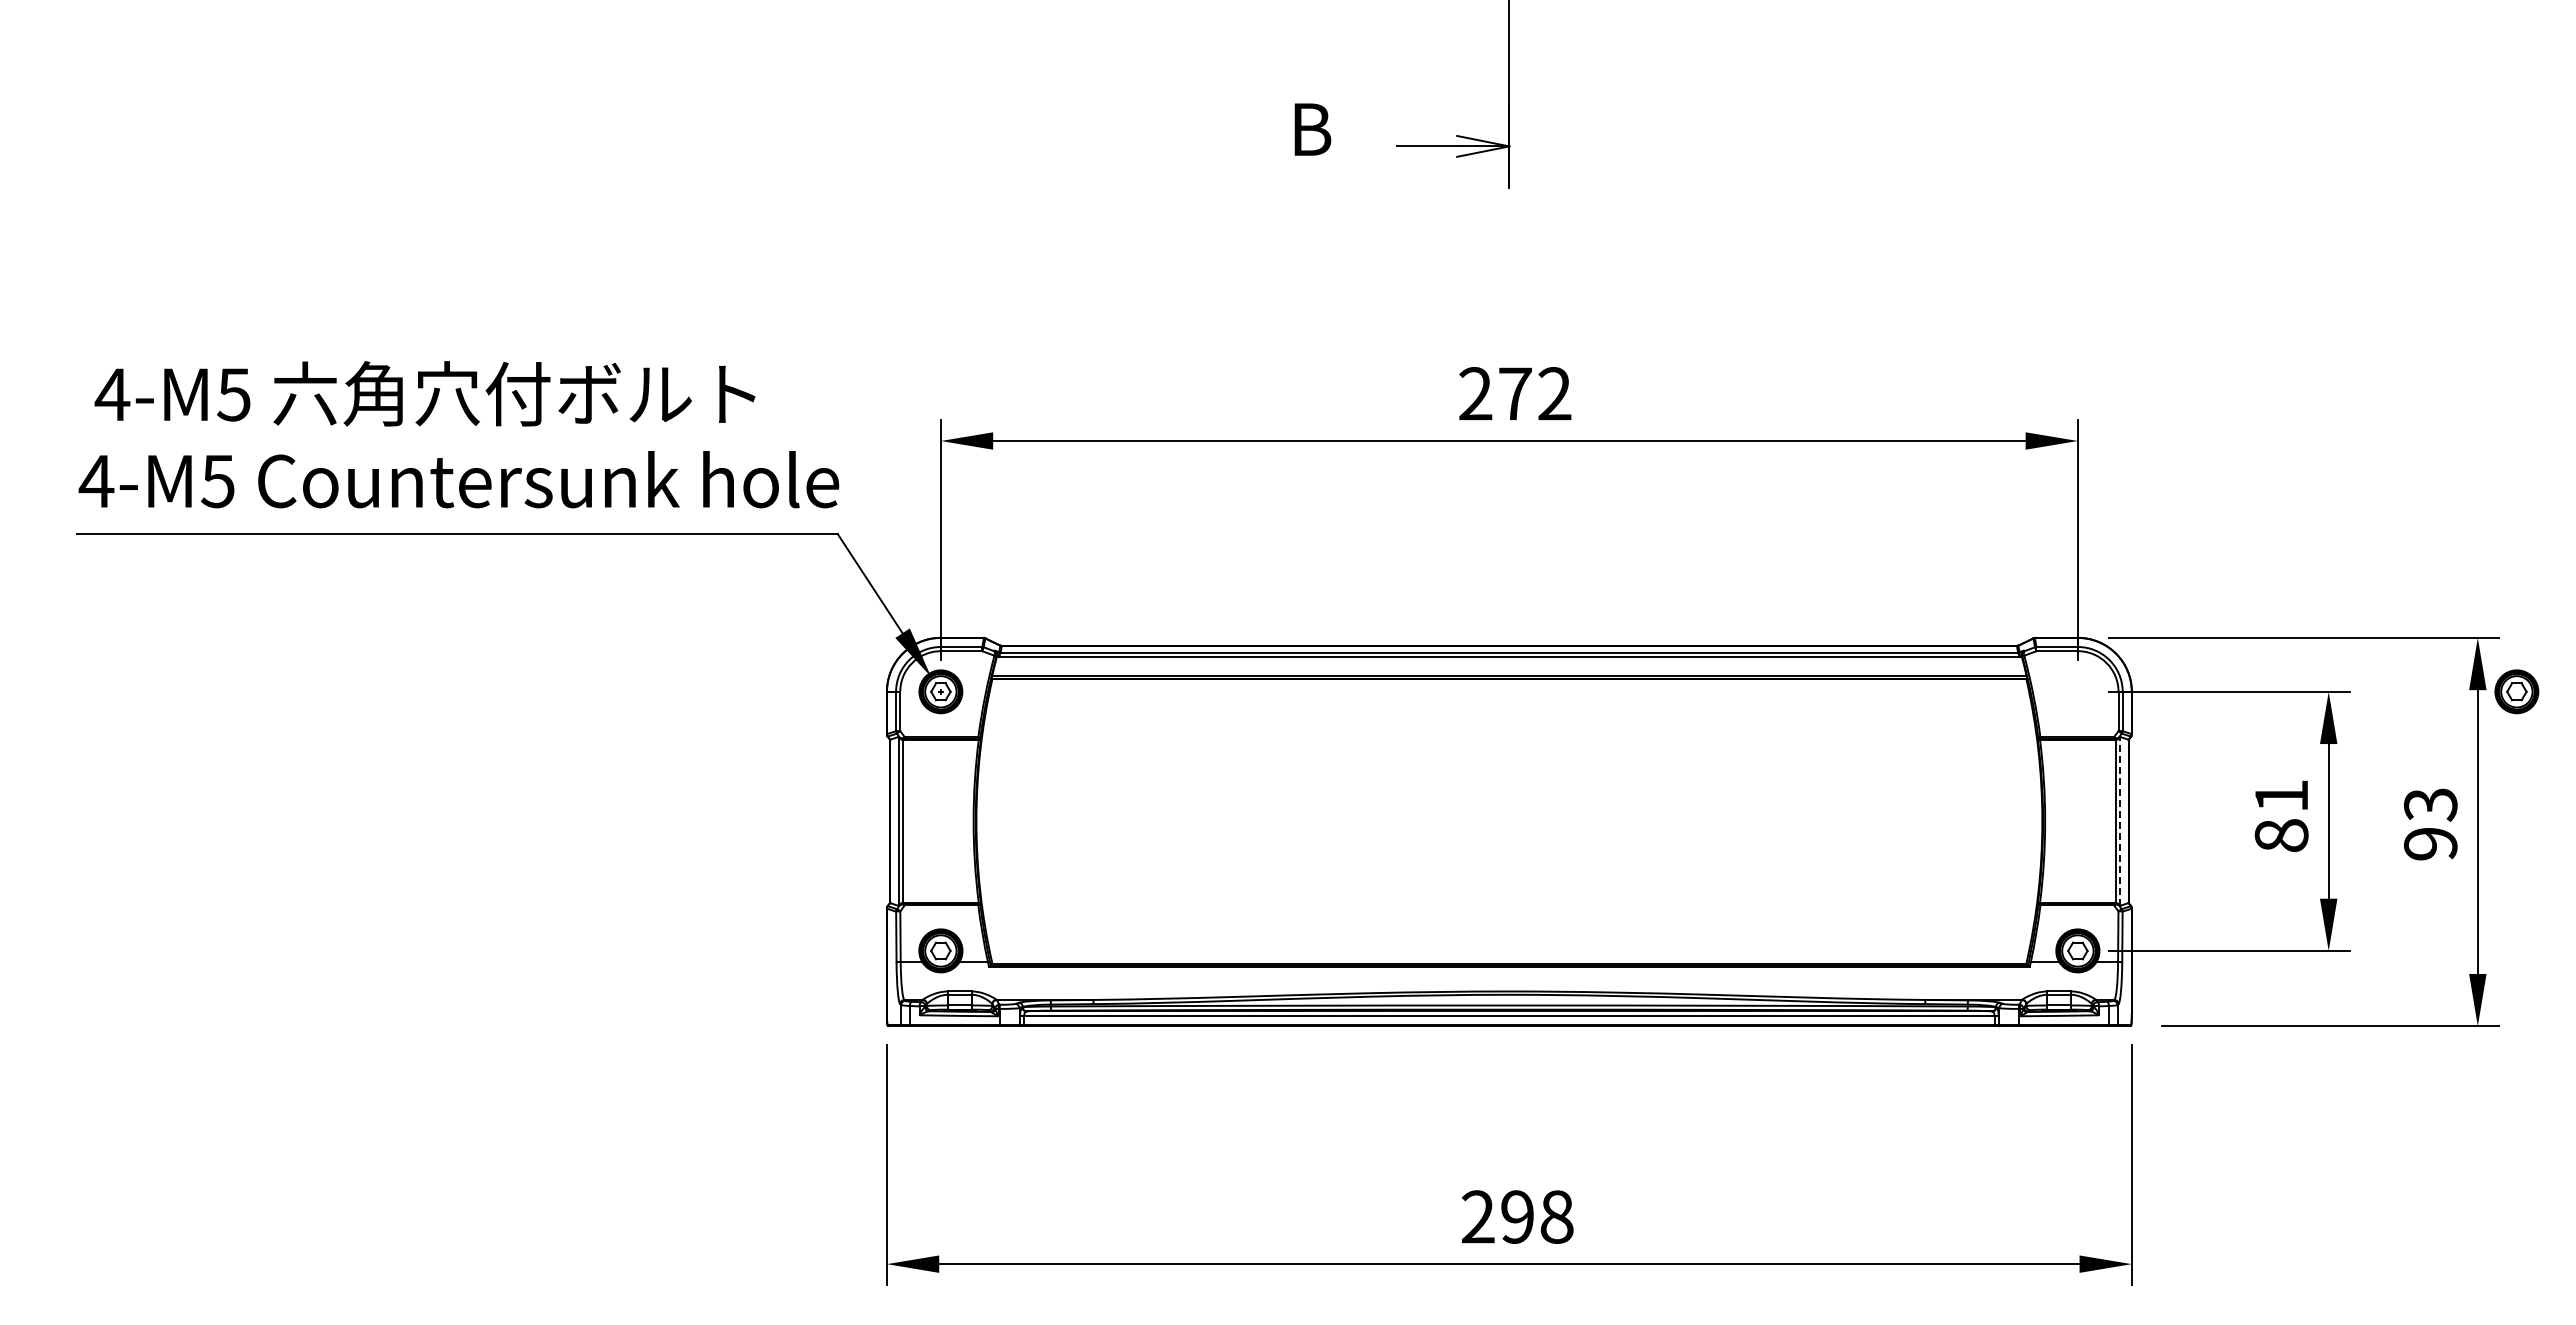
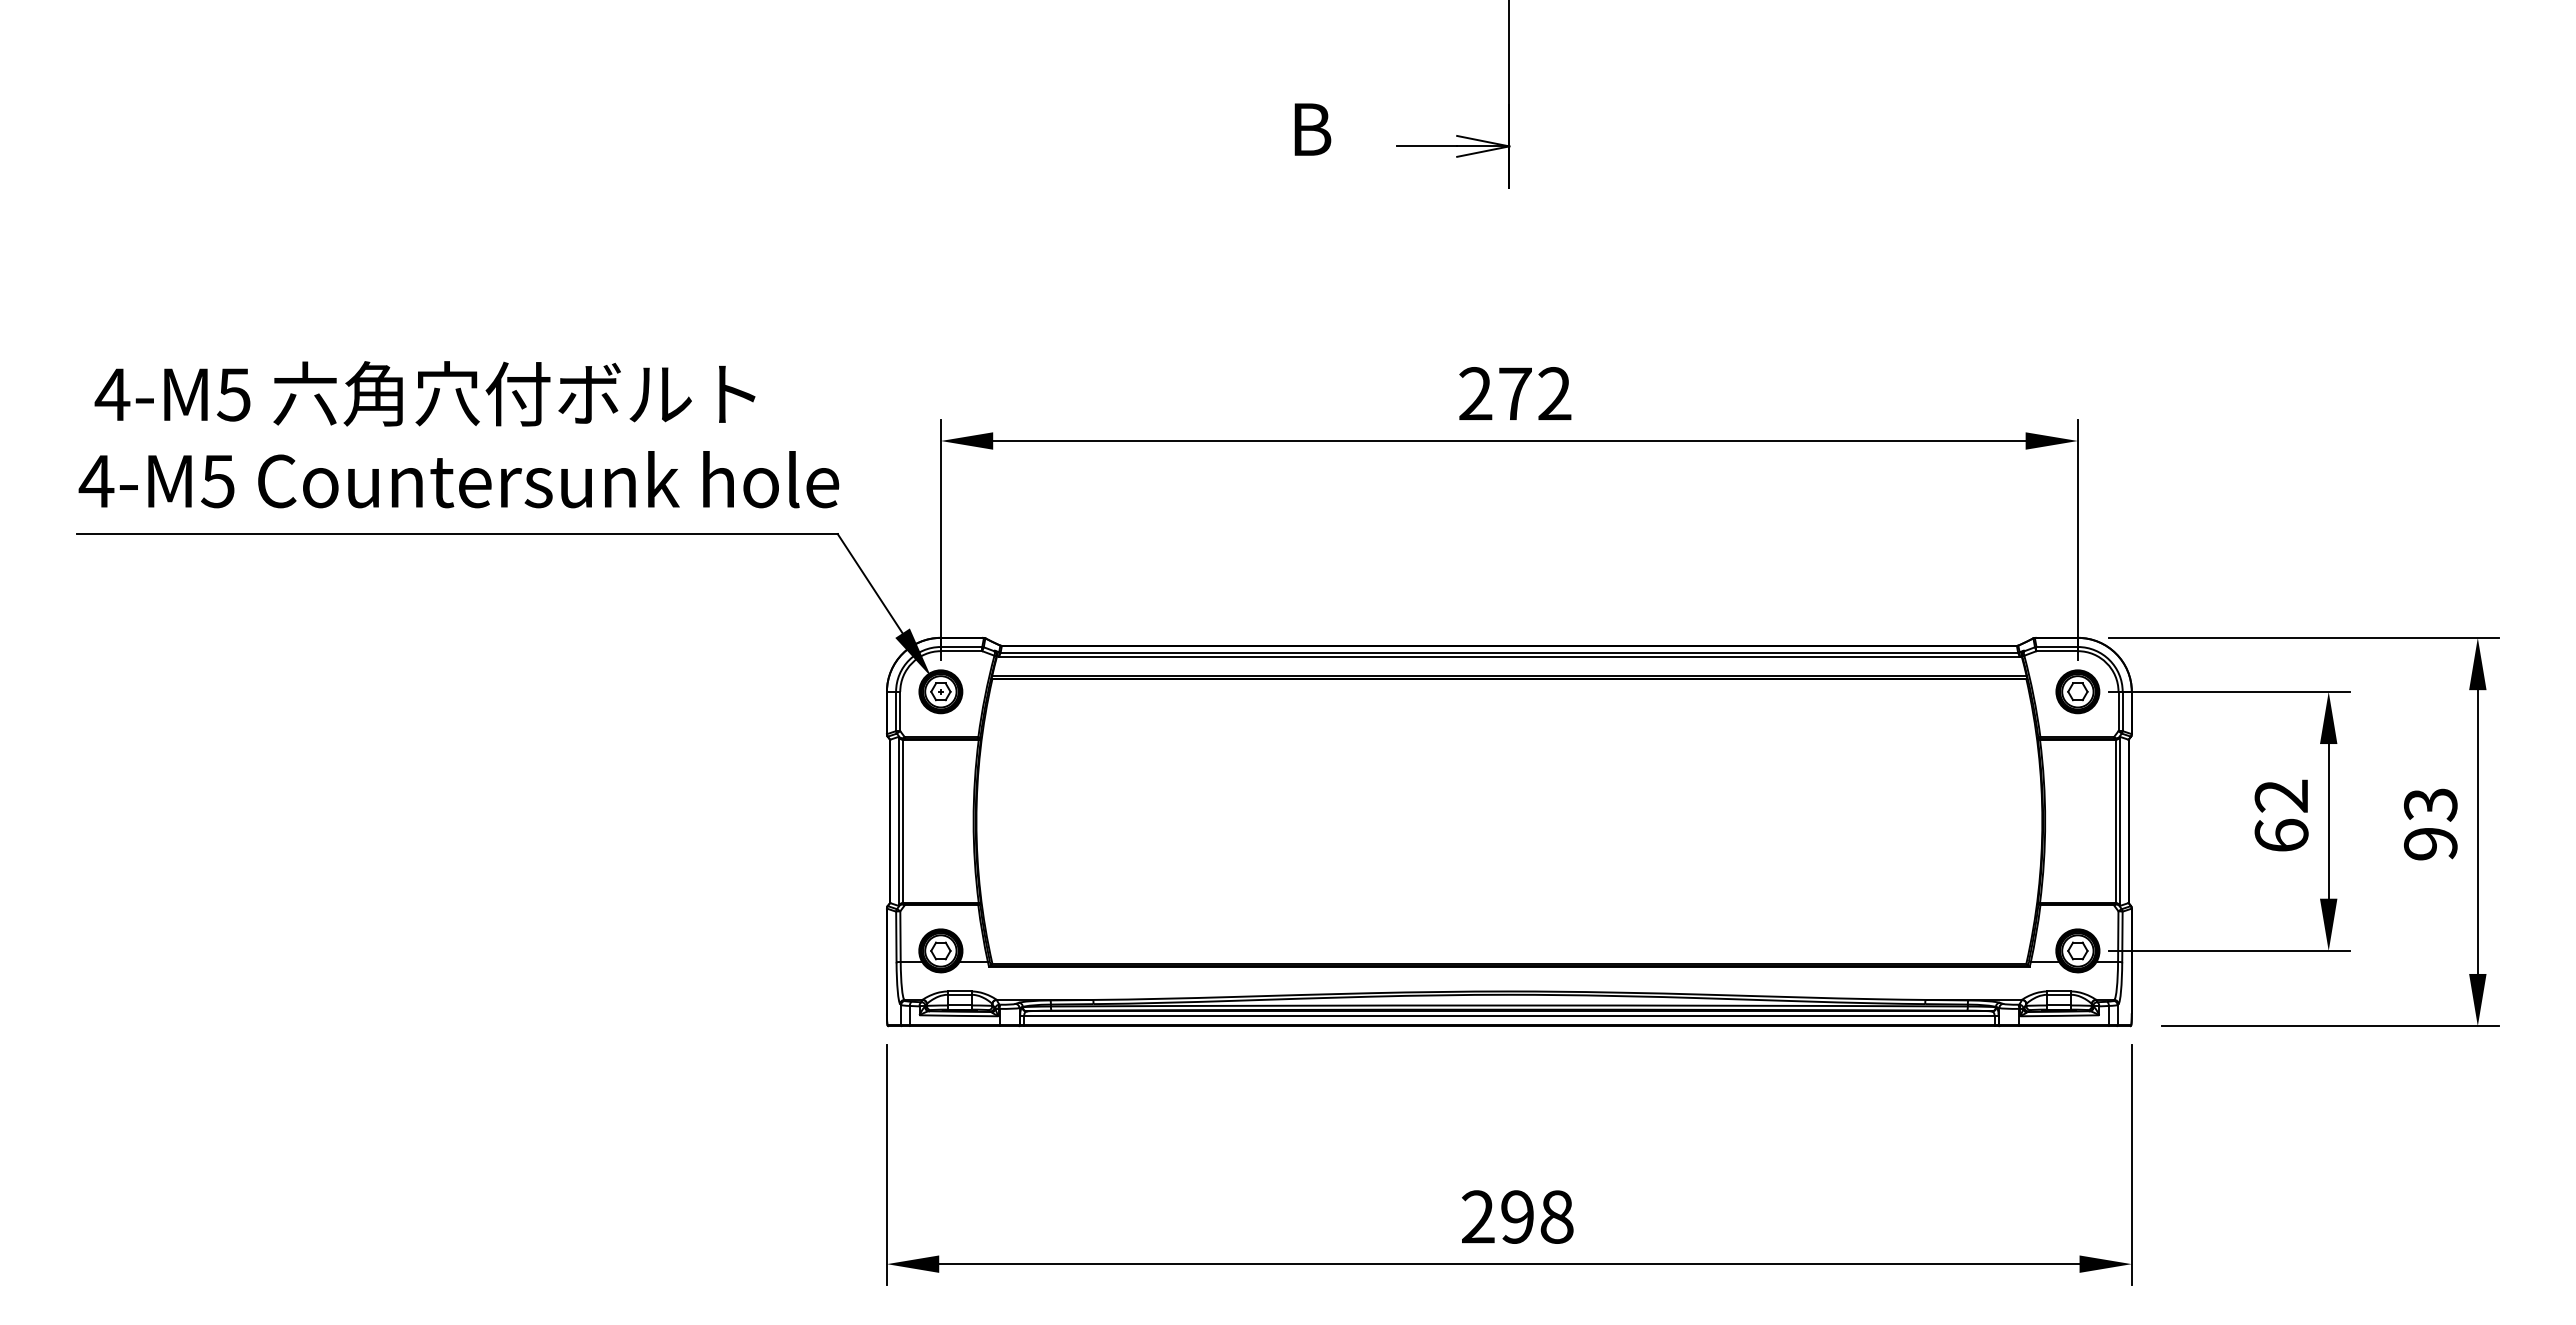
part position: (2516, 691) -> (2077, 691) (2077, 691)
text: 81 -> 62 (2281, 815)
line: dashed -> solid (2120, 820)
